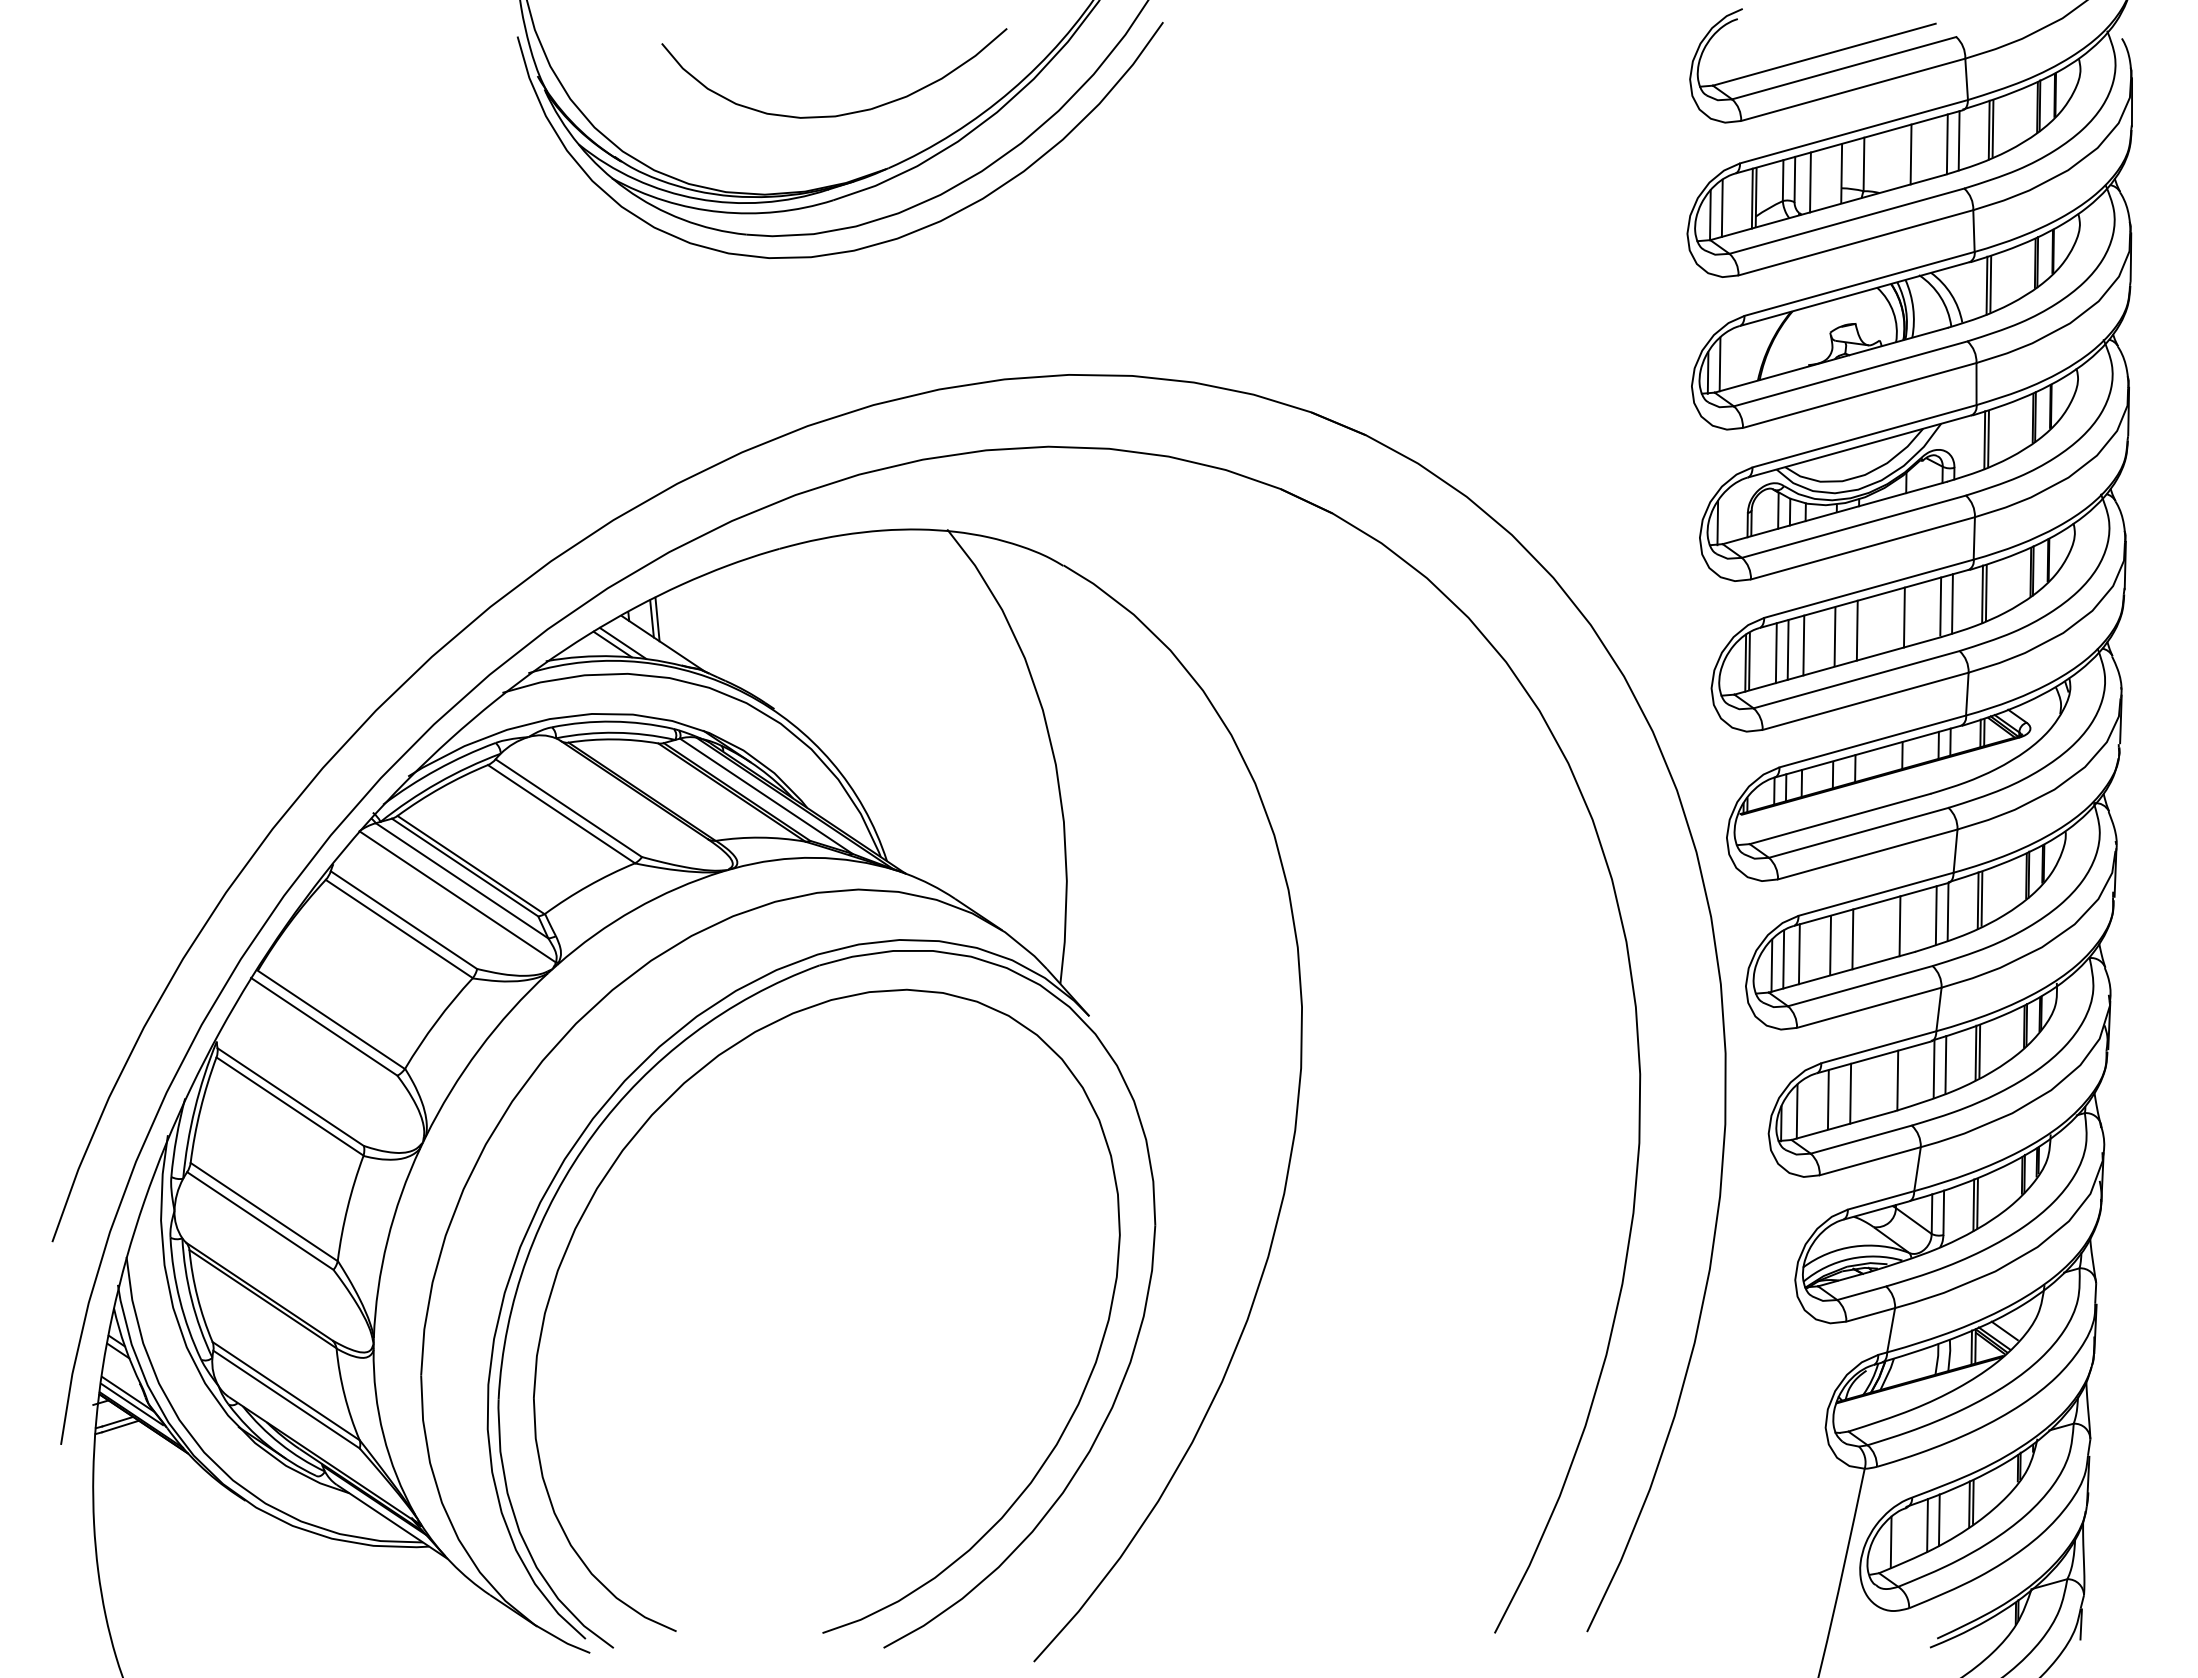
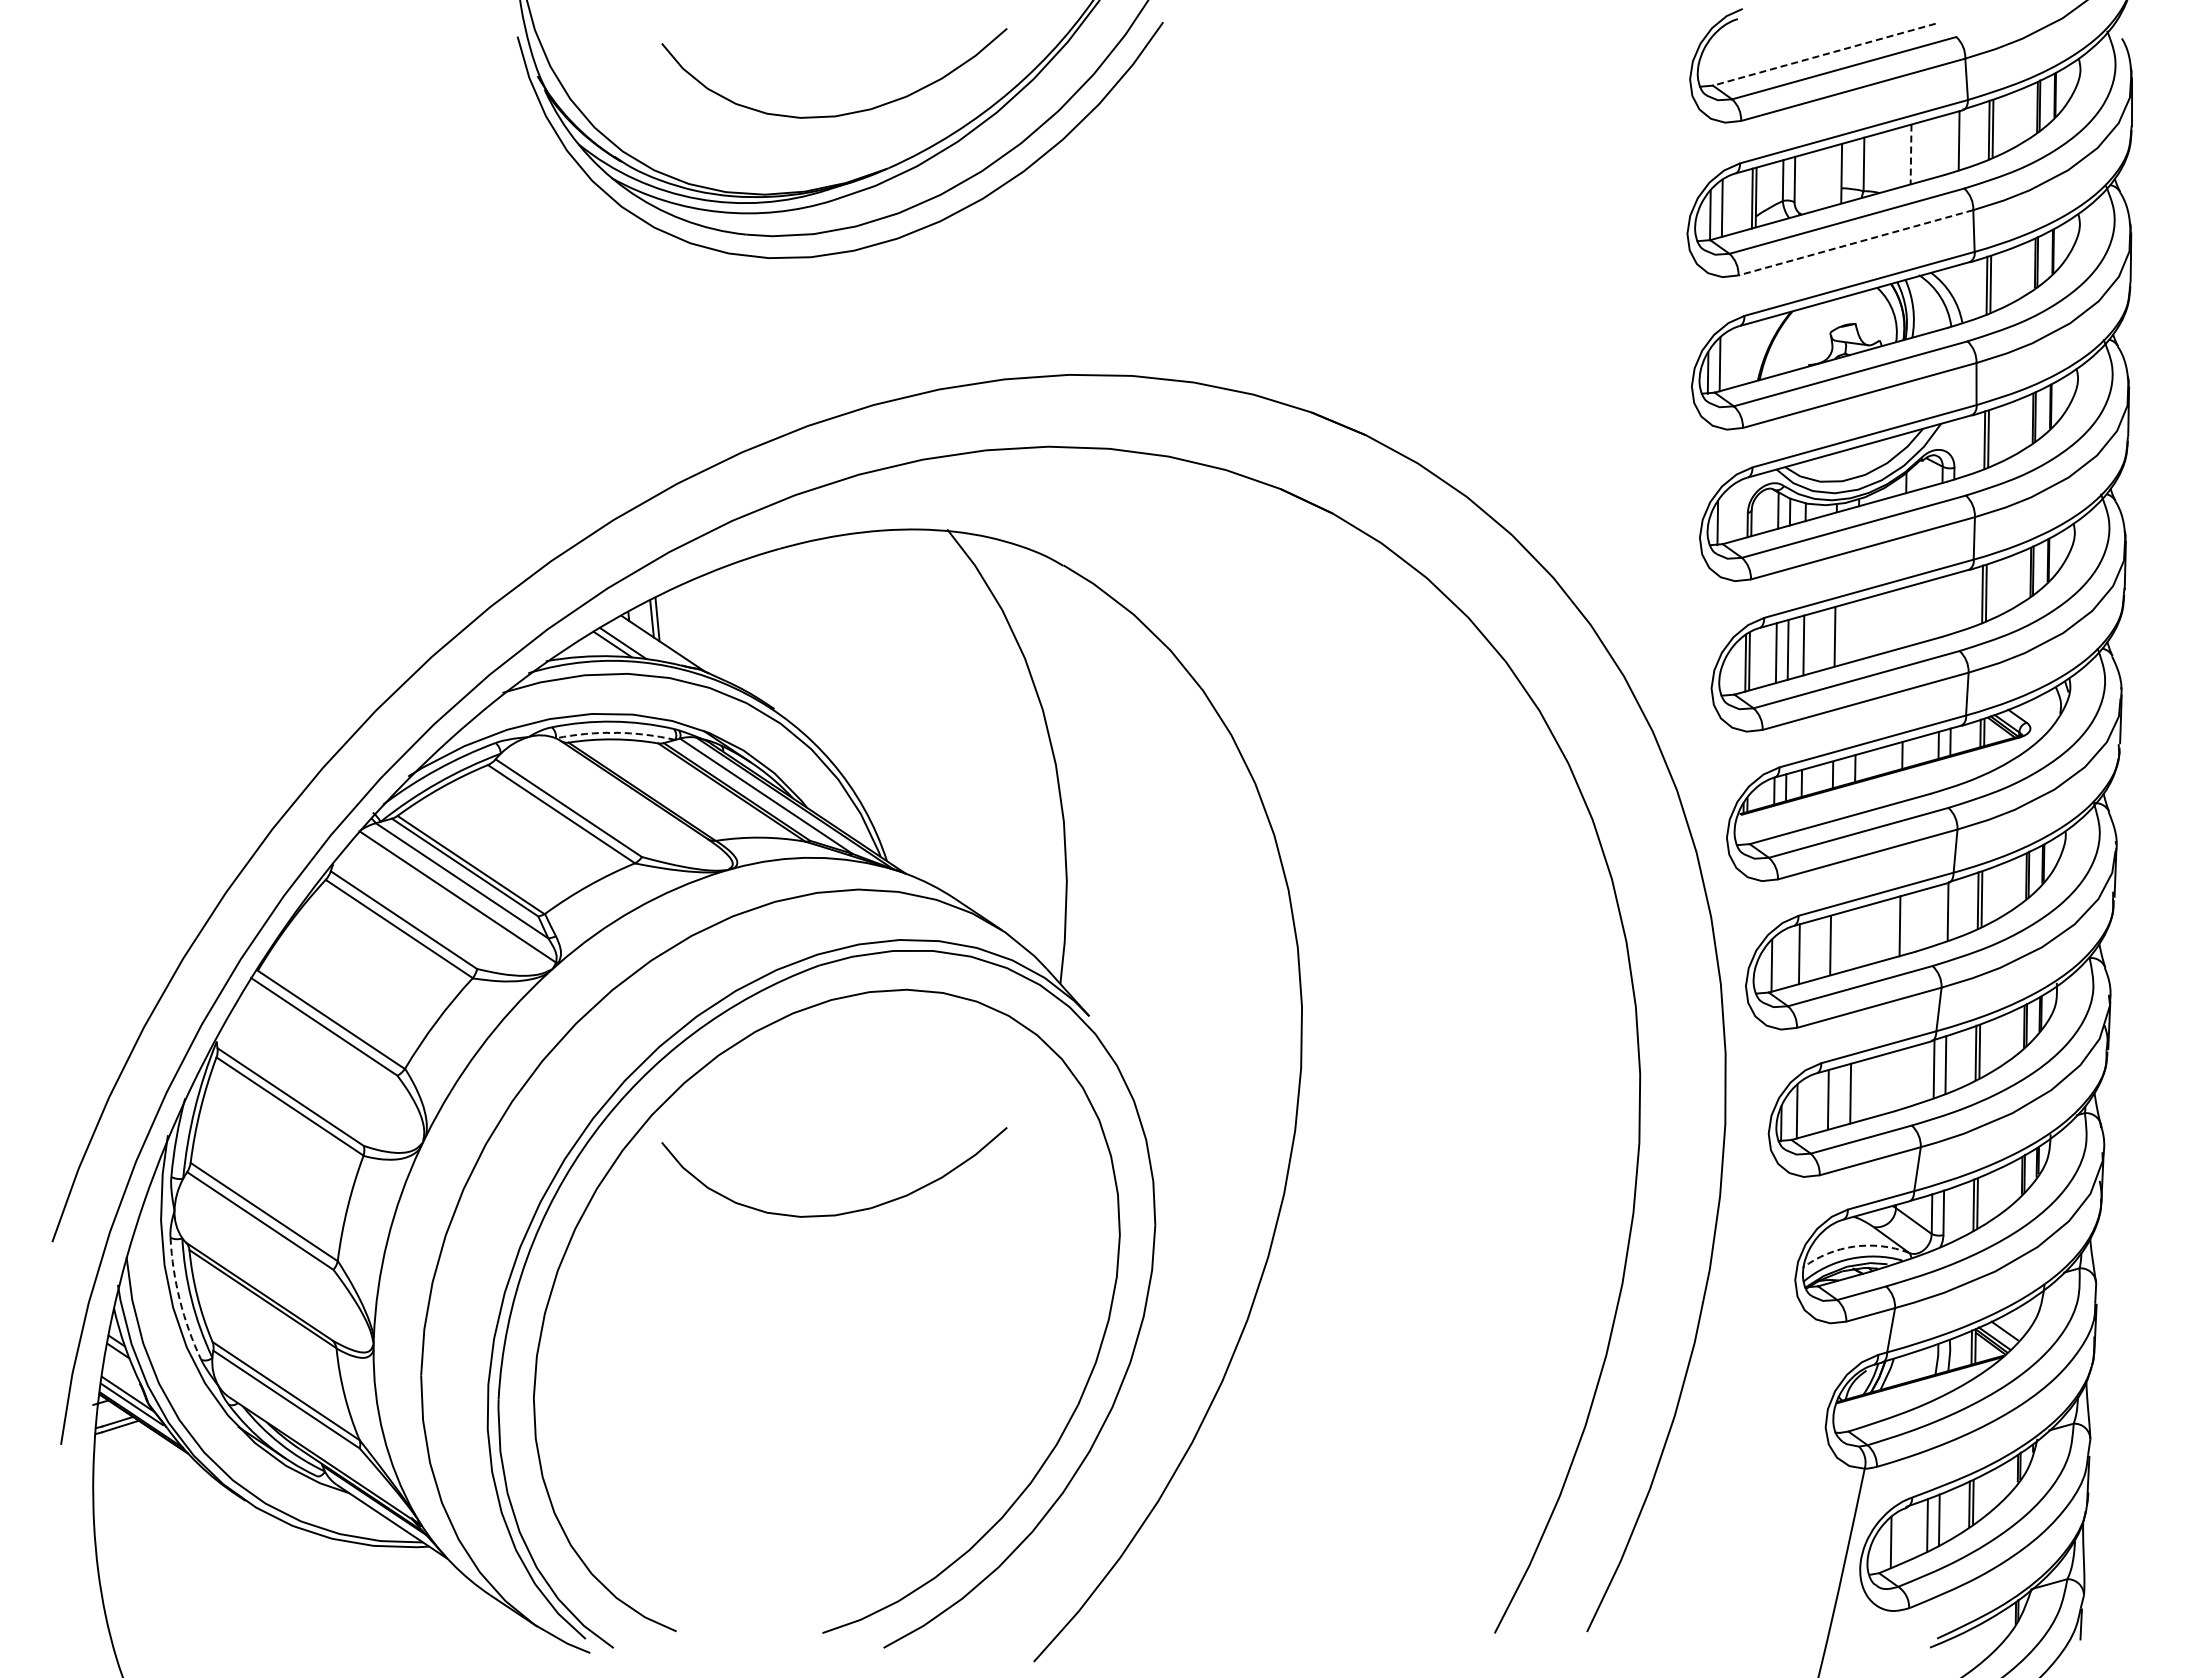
line: solid -> dashed (1824, 54)
line: present -> none (1946, 144)
line: solid -> dashed (1911, 154)
line: present -> none (1810, 182)
line: solid -> dashed (1855, 242)
line: present -> none (1952, 603)
line: present -> none (1940, 606)
line: present -> none (1903, 617)
line: present -> none (1856, 630)
arc: solid -> dashed (615, 732)
line: present -> none (1935, 915)
line: present -> none (1852, 939)
line: present -> none (1783, 959)
line: present -> none (1897, 1080)
part: none -> present (843, 1212)
arc: solid -> dashed (1854, 1246)
arc: solid -> dashed (179, 1300)
